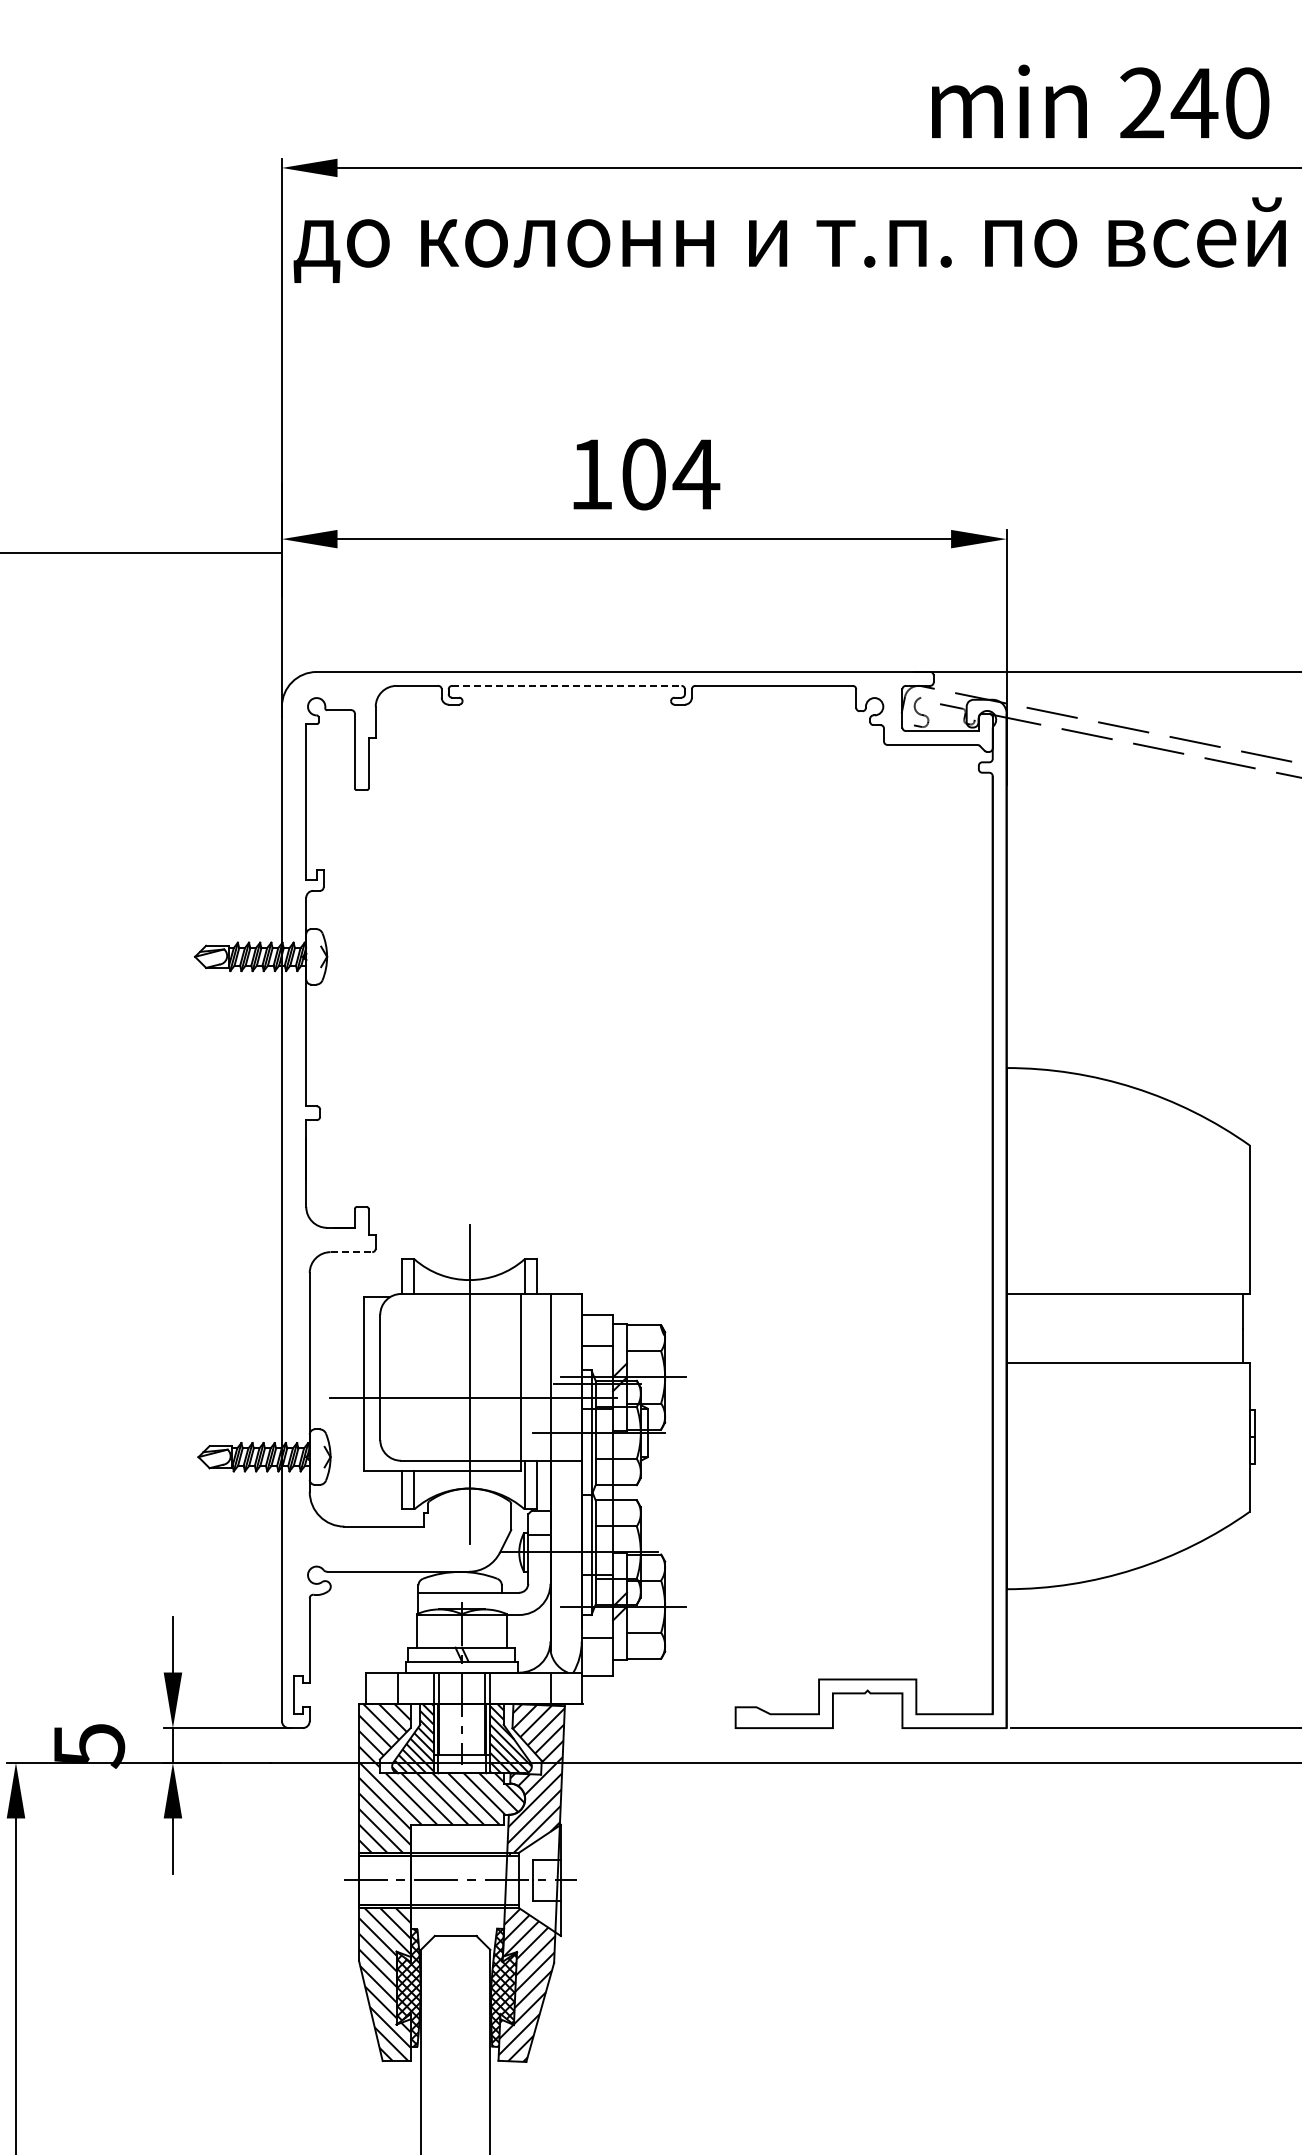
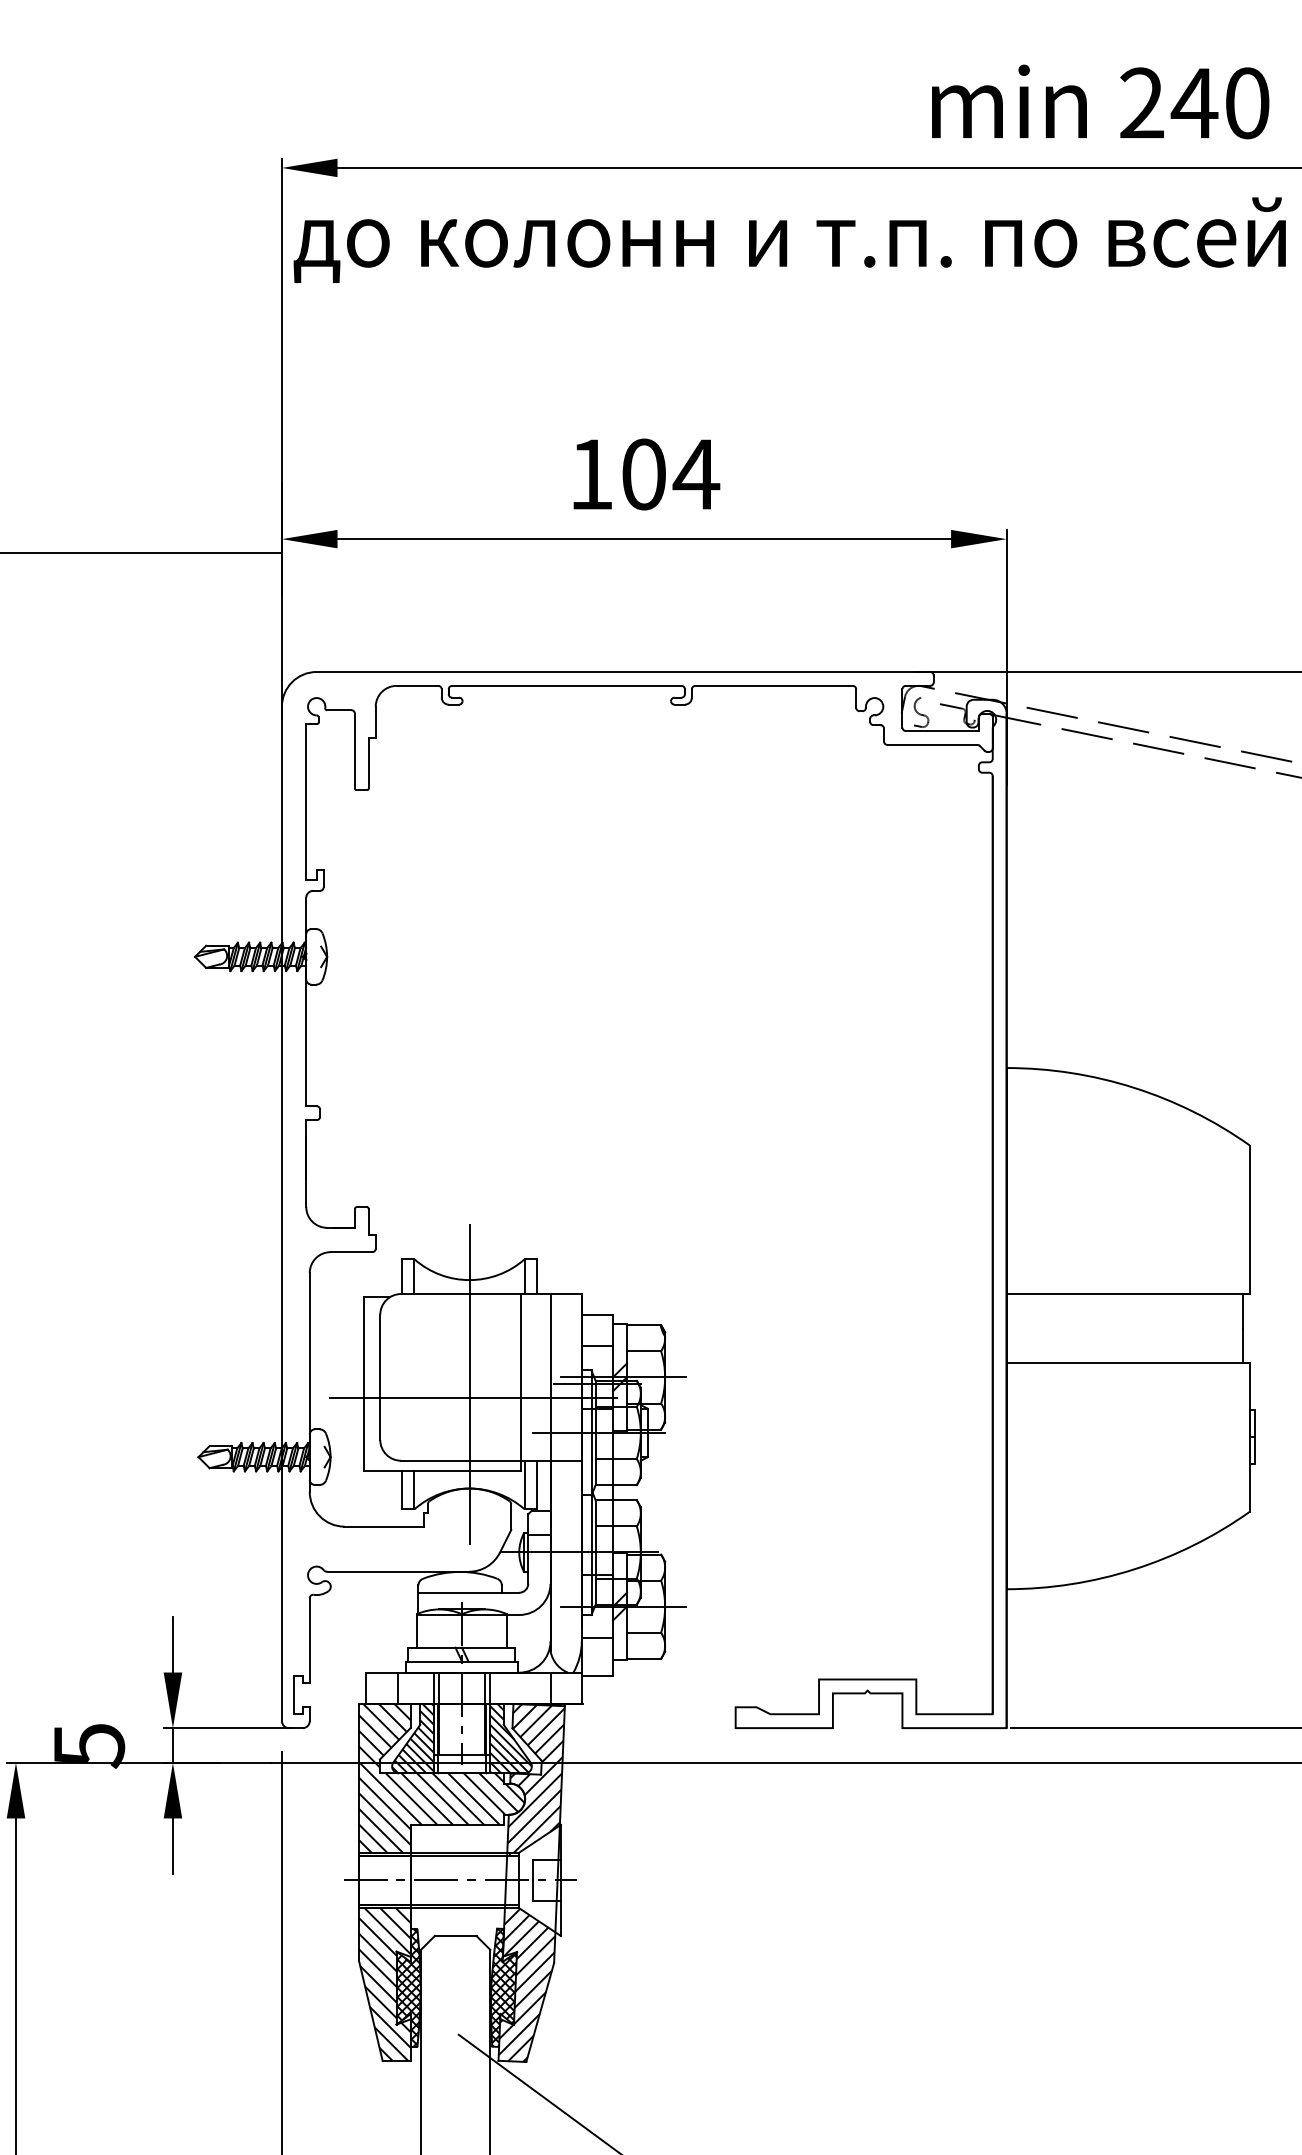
line: dashed -> solid (566, 685)
line: dashed -> solid (351, 1252)
line: none -> present (281, 1951)
line: none -> present (537, 2092)
